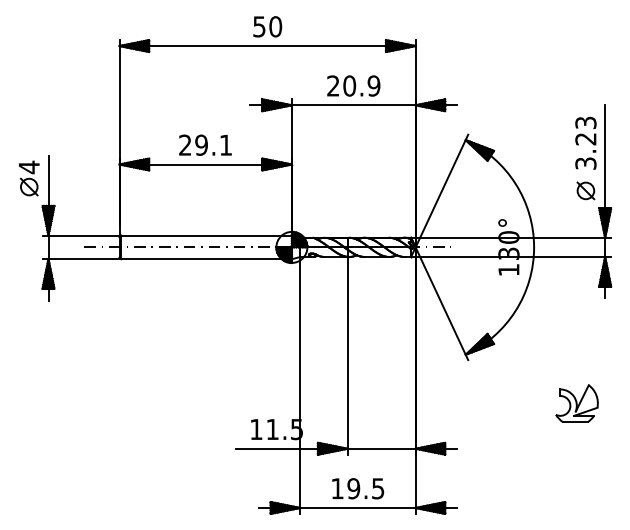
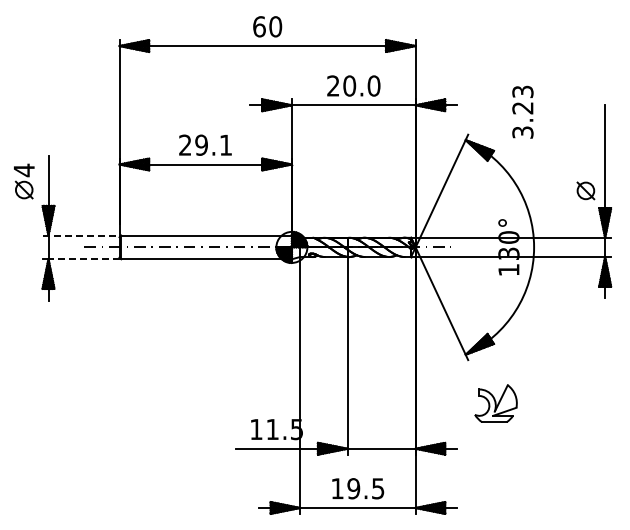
text: 50 -> 60 (259, 26)
text: 20.9 -> 20.0 (373, 85)
text position: (585, 142) -> (522, 111) (522, 111)
part position: (29, 178) -> (24, 181) (24, 181)
line: solid -> dashed (81, 235)
line: solid -> dashed (84, 259)
part position: (576, 403) -> (495, 403) (495, 403)
